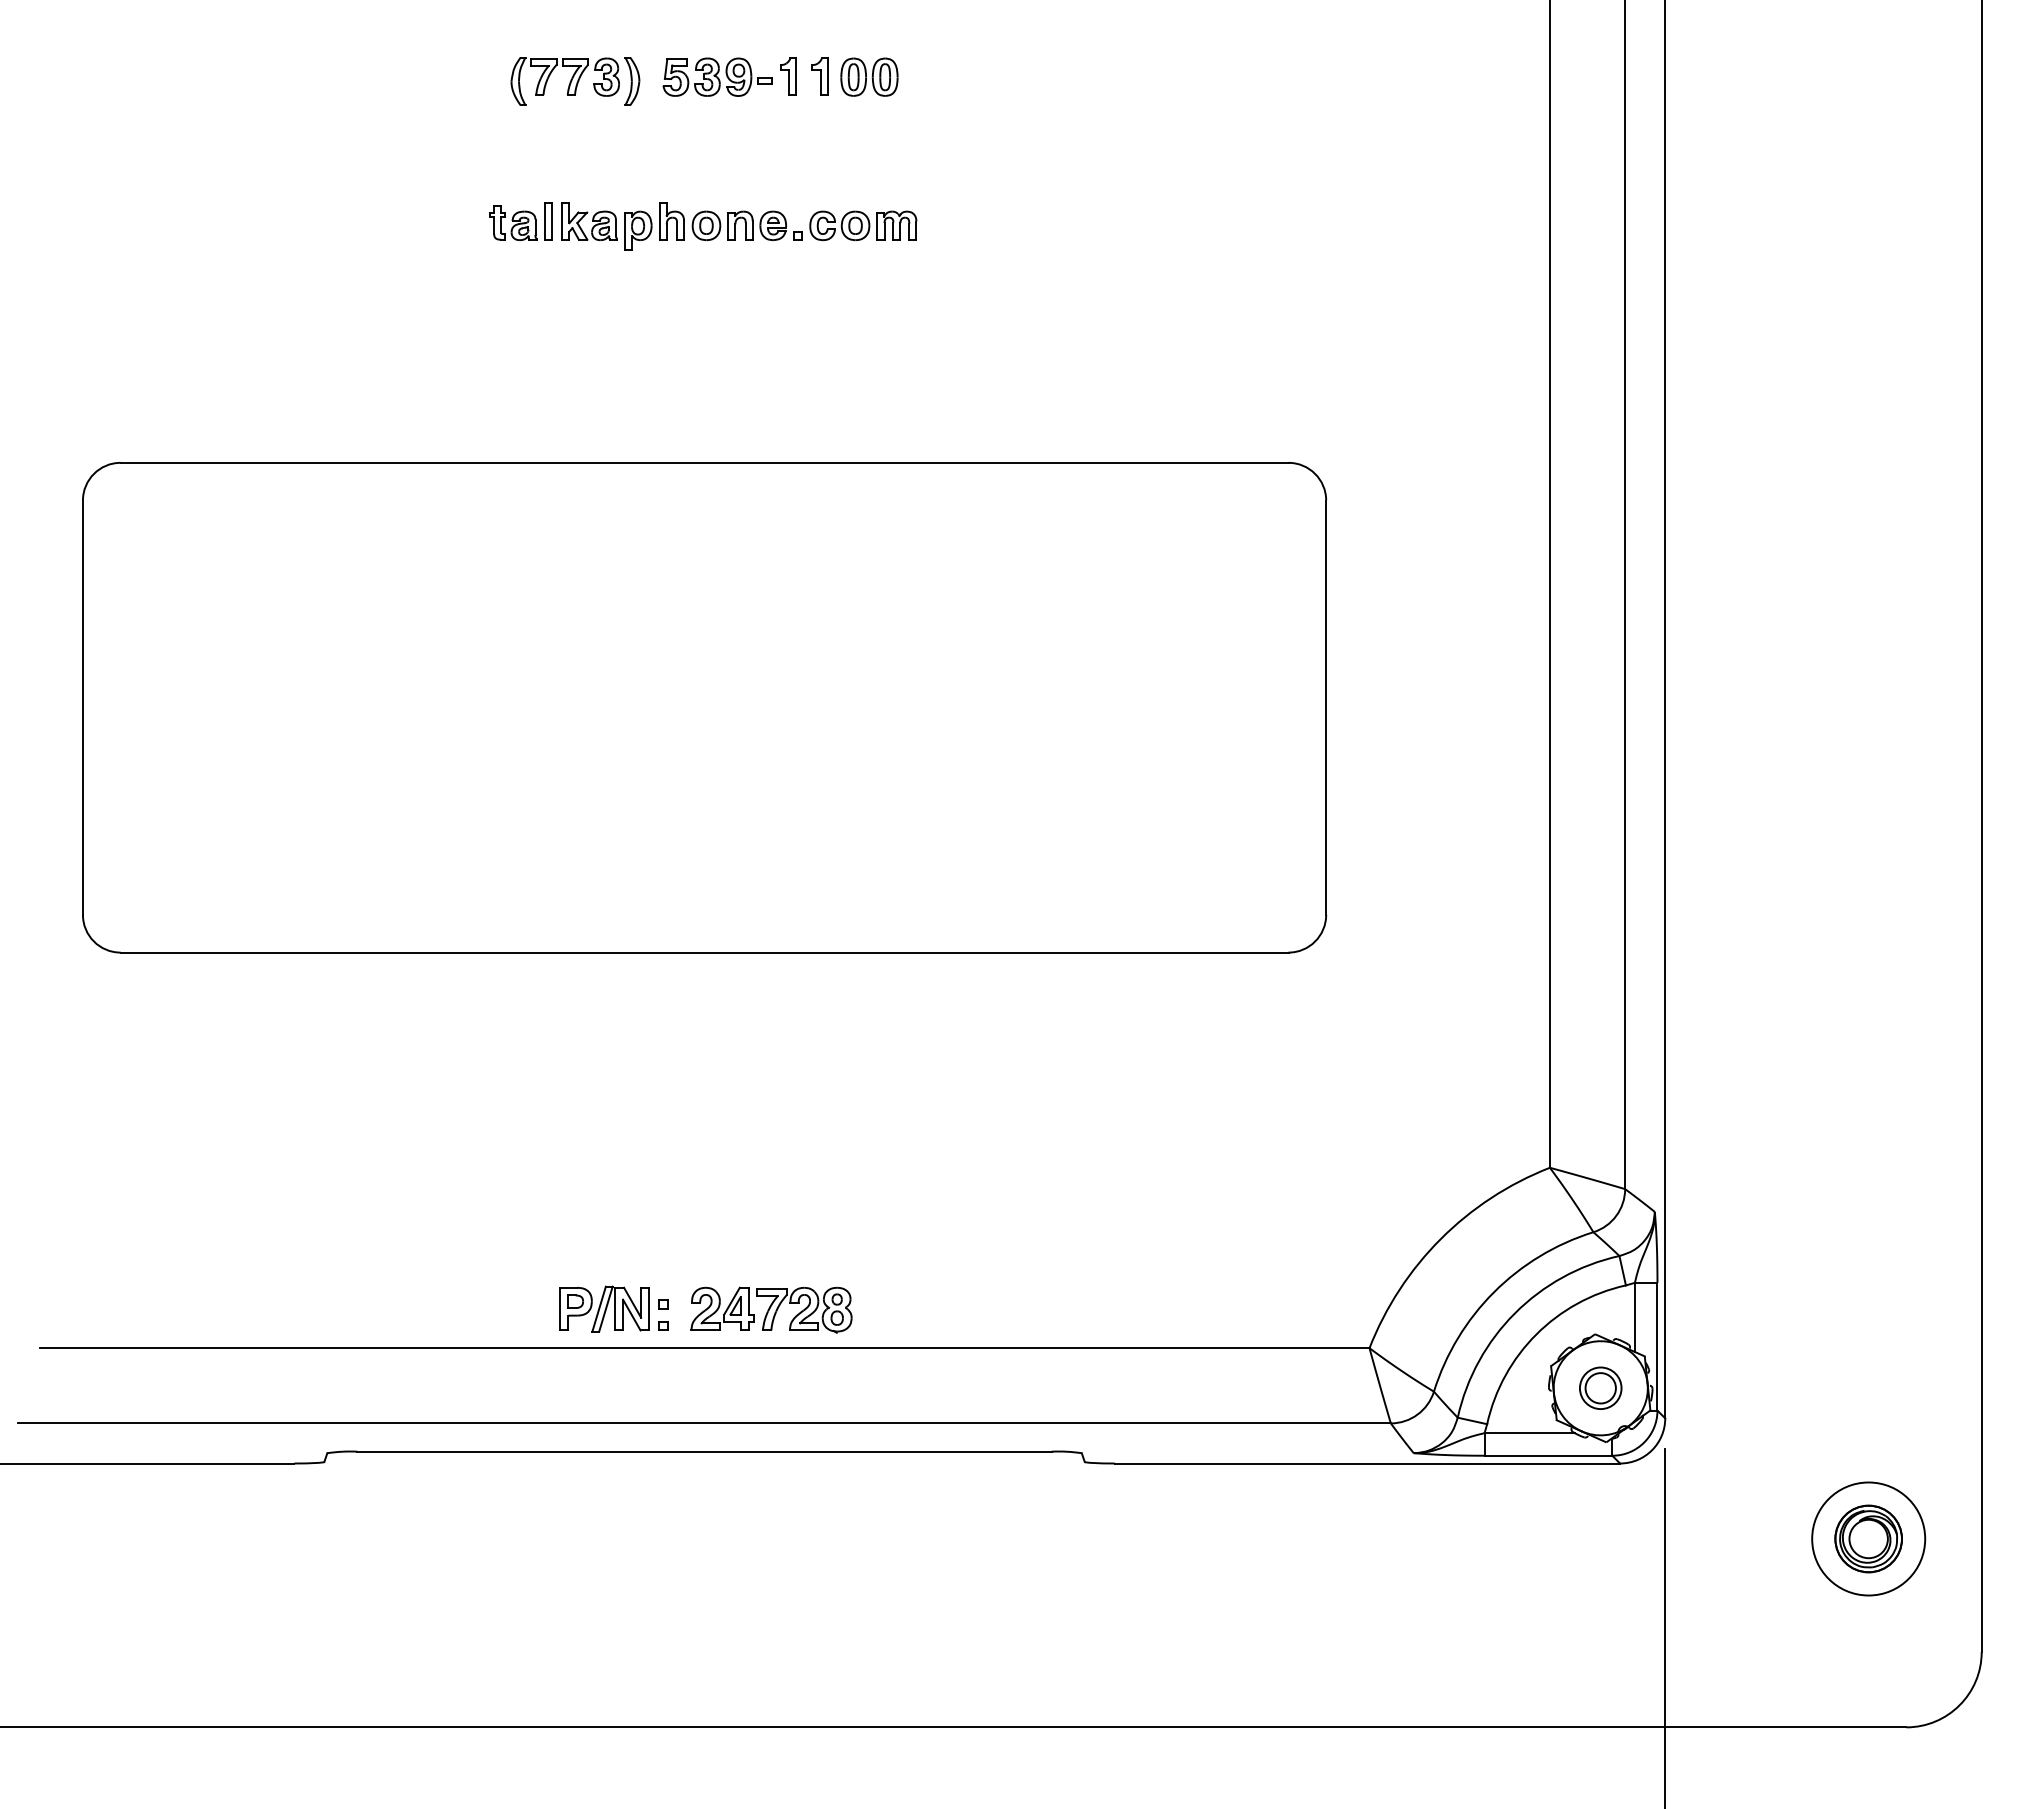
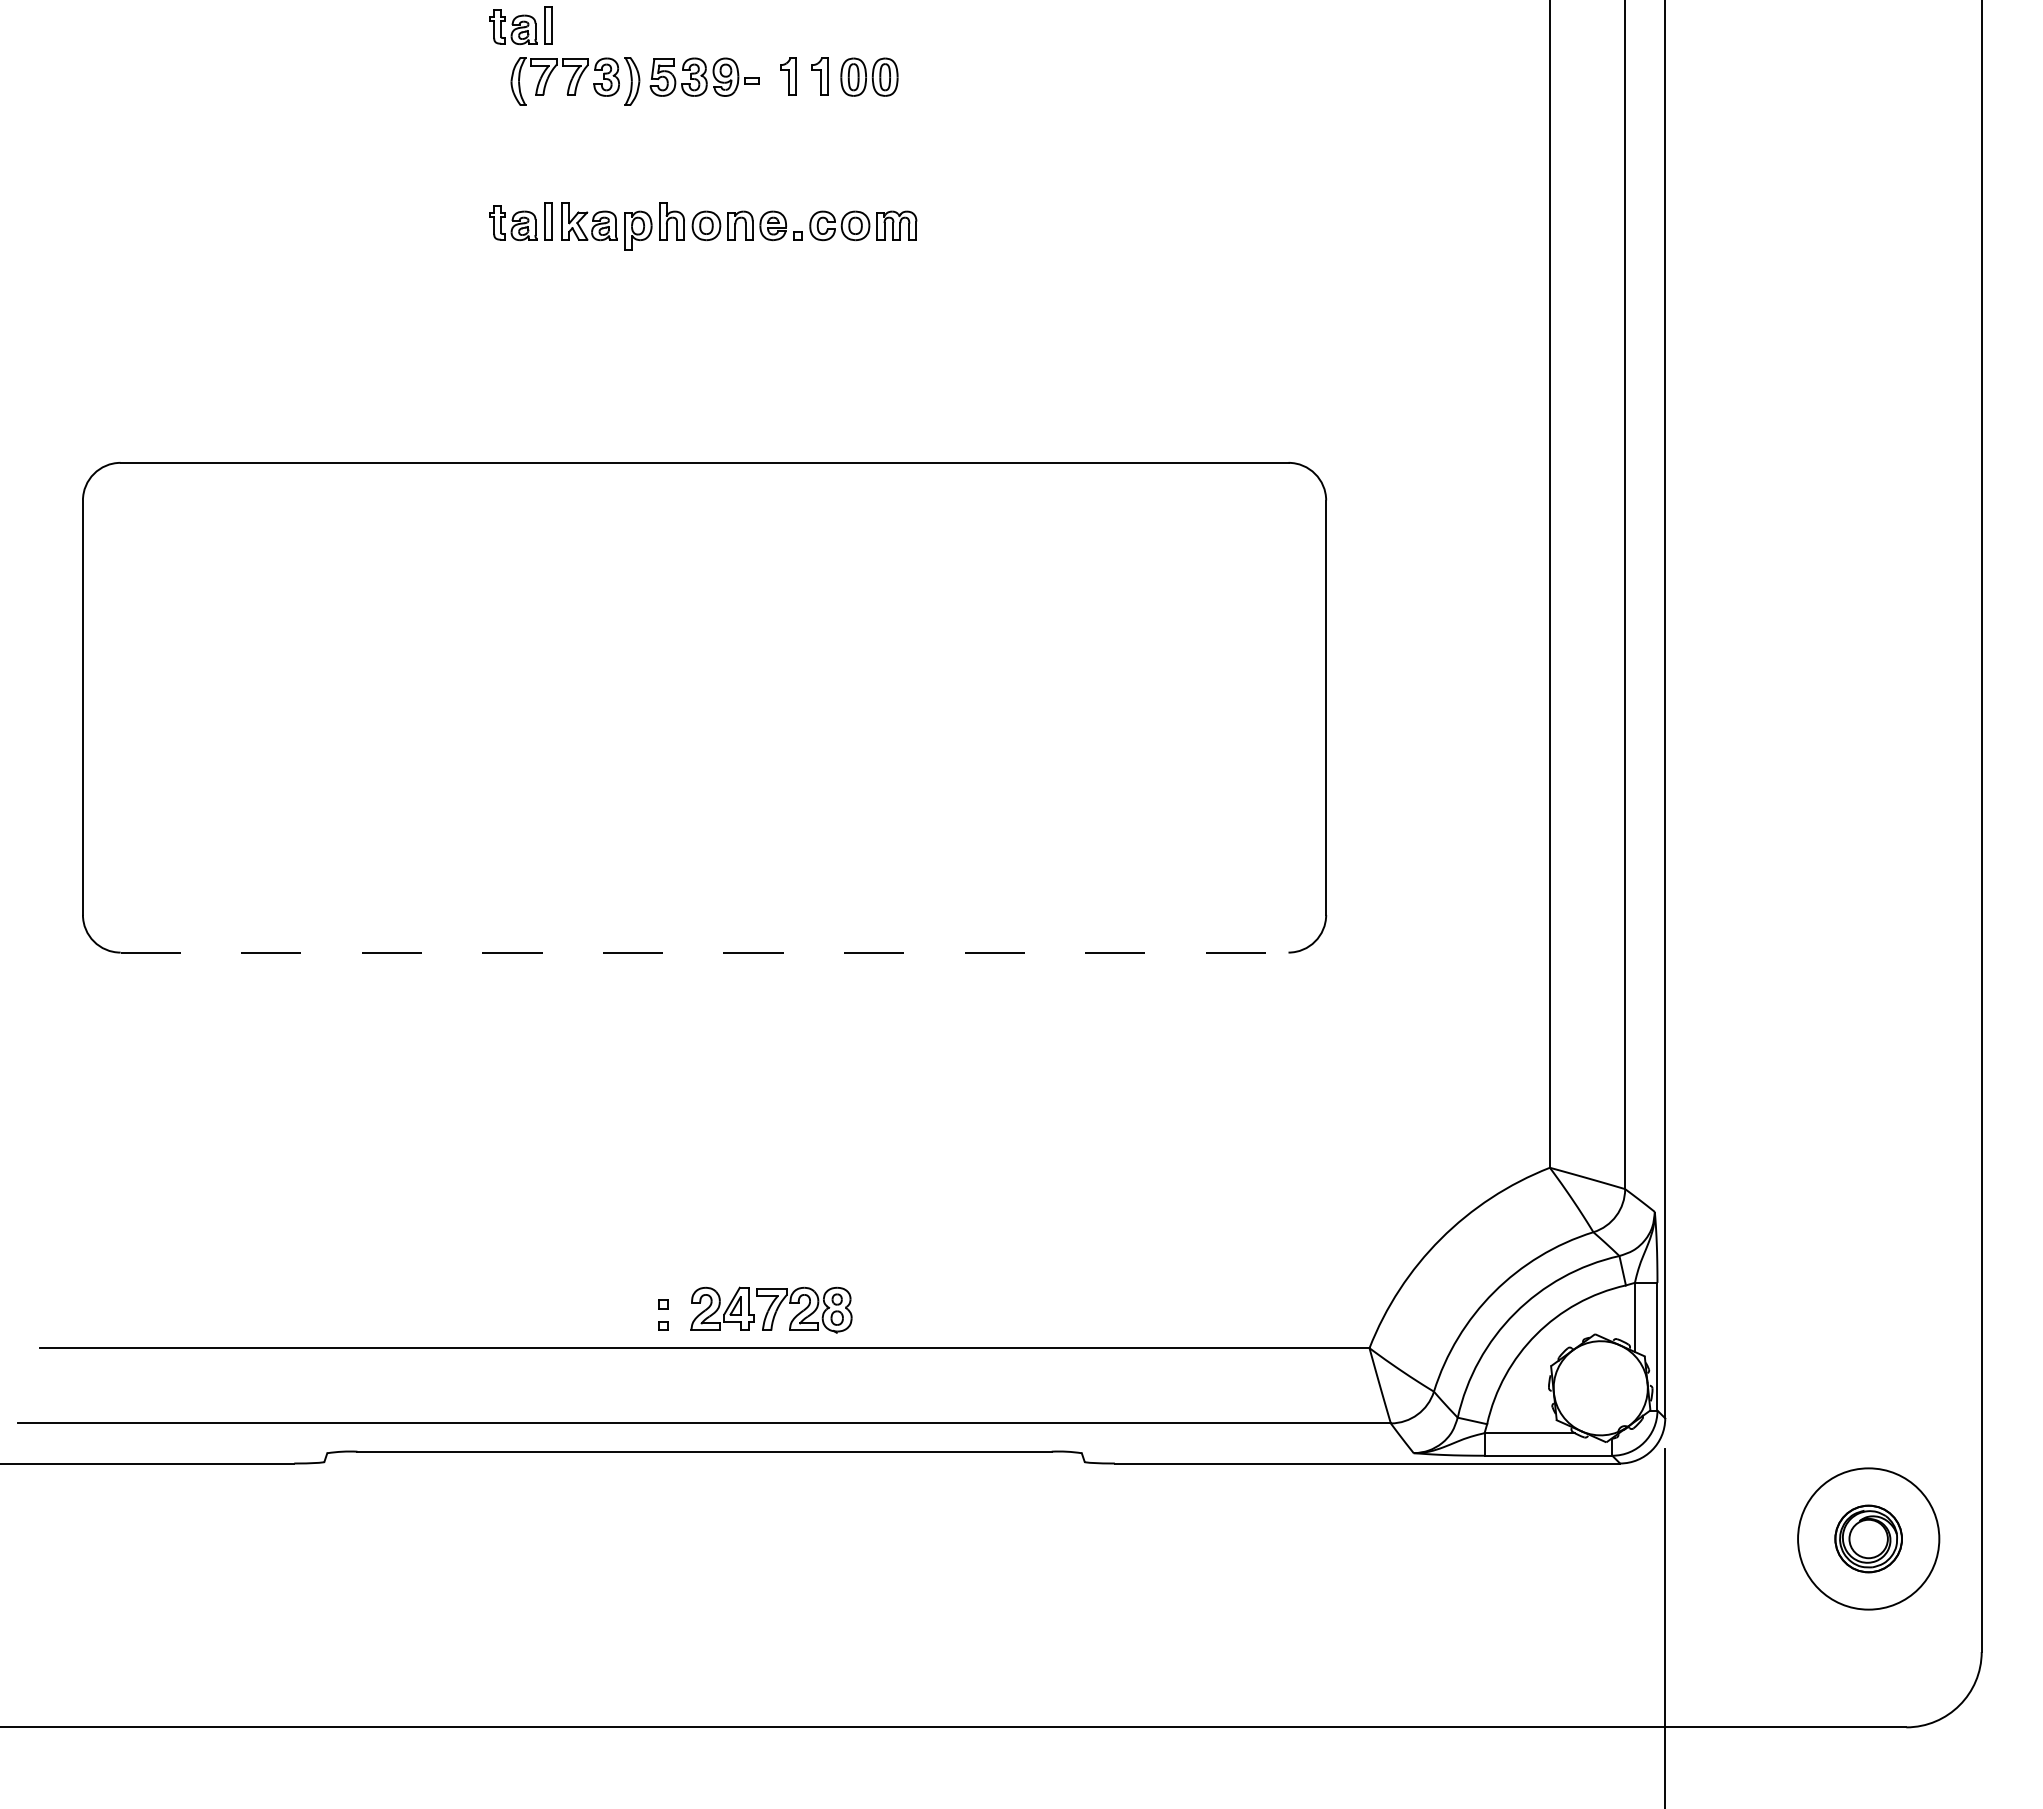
part: none -> present (520, 25)
part position: (717, 76) -> (704, 76) (704, 76)
line: solid -> dashed (704, 952)
part: present -> none (604, 1308)
part: present -> none (1600, 1387)
circle diameter: 113 px -> 141 px (1868, 1538)
